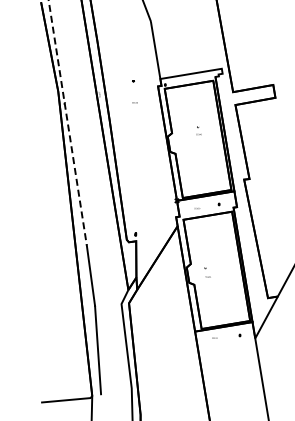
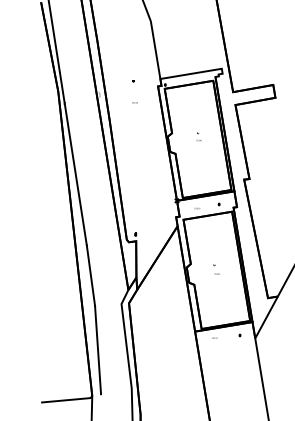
line: dashed -> solid (67, 123)
part position: (198, 130) -> (198, 136) (198, 136)
part position: (207, 272) -> (216, 269) (216, 269)
